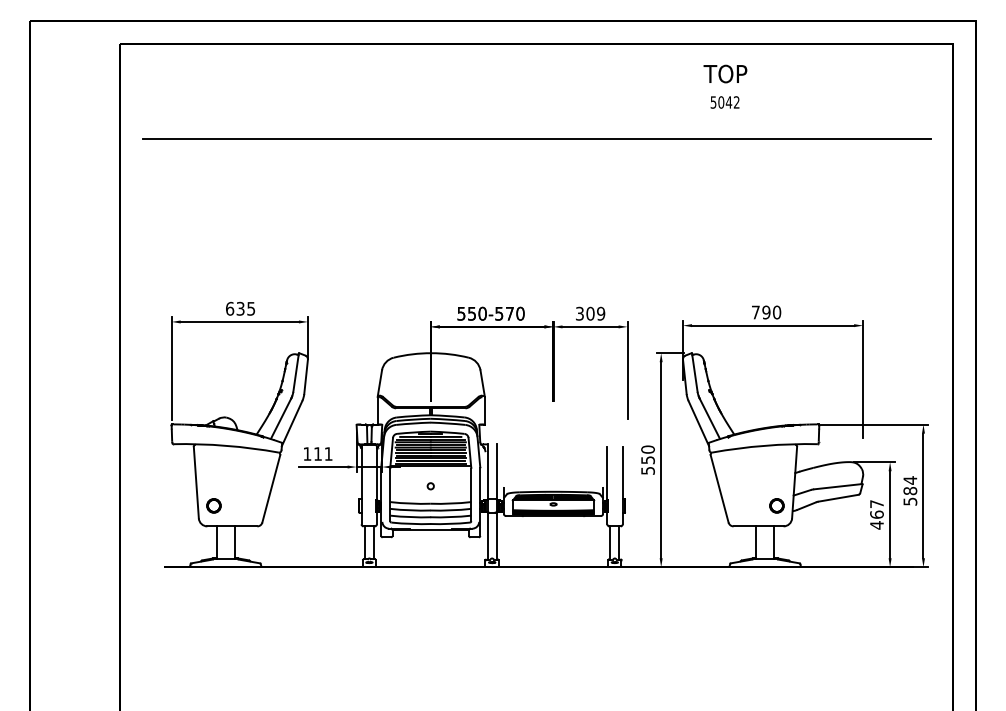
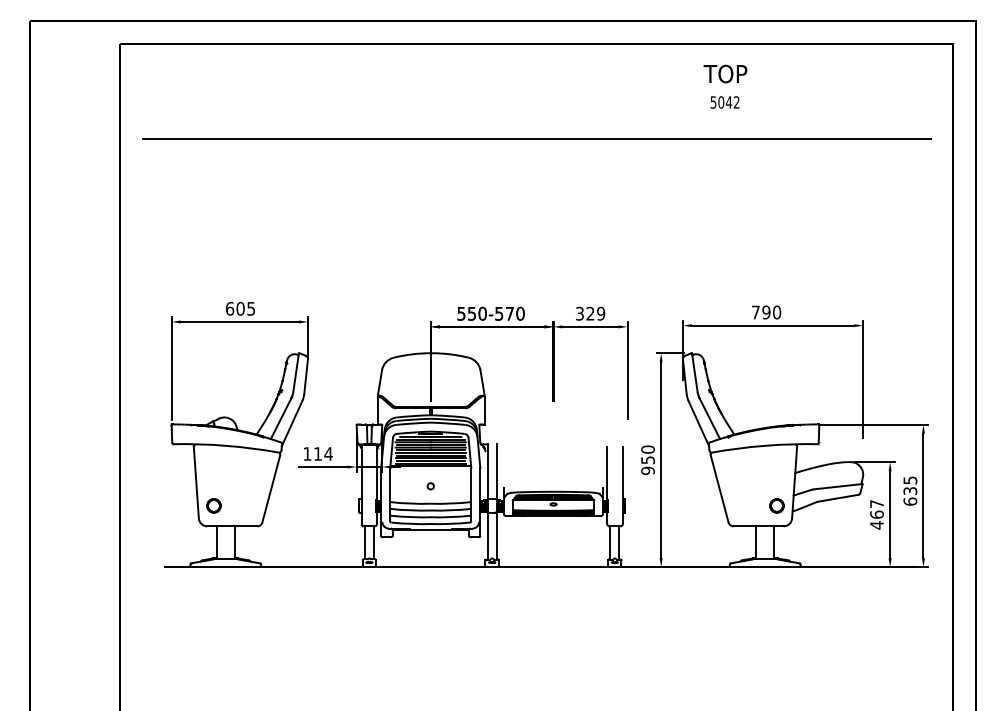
text: 635 -> 605 (240, 308)
text: 309 -> 329 (590, 313)
text: 111 -> 114 (328, 453)
text: 550 -> 950 (647, 470)
text: 584 -> 635 (910, 490)
